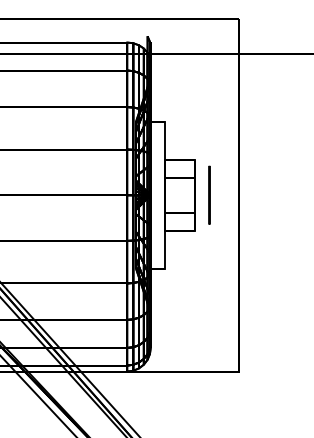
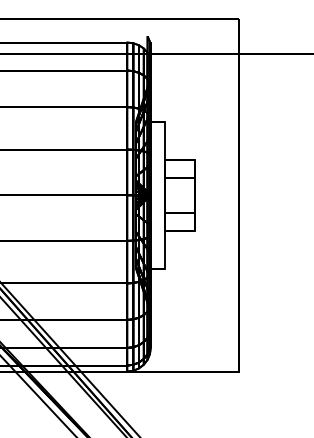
circle: present -> none (209, 194)
